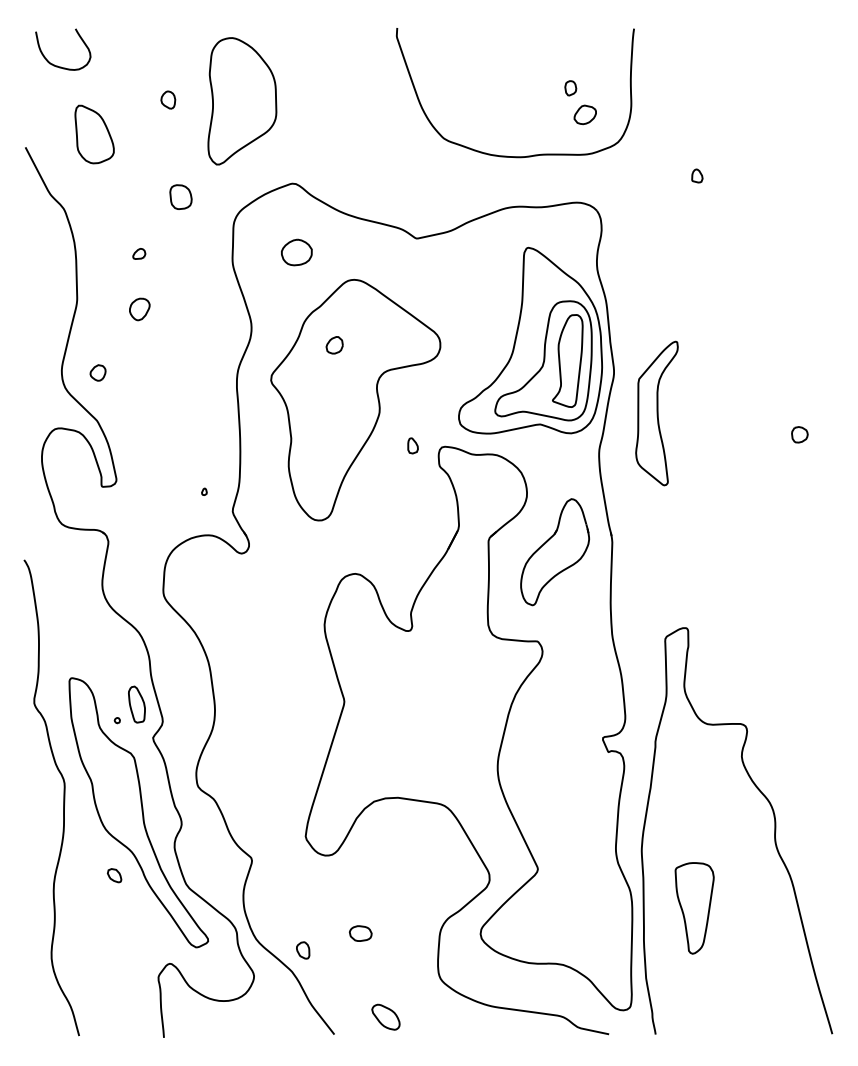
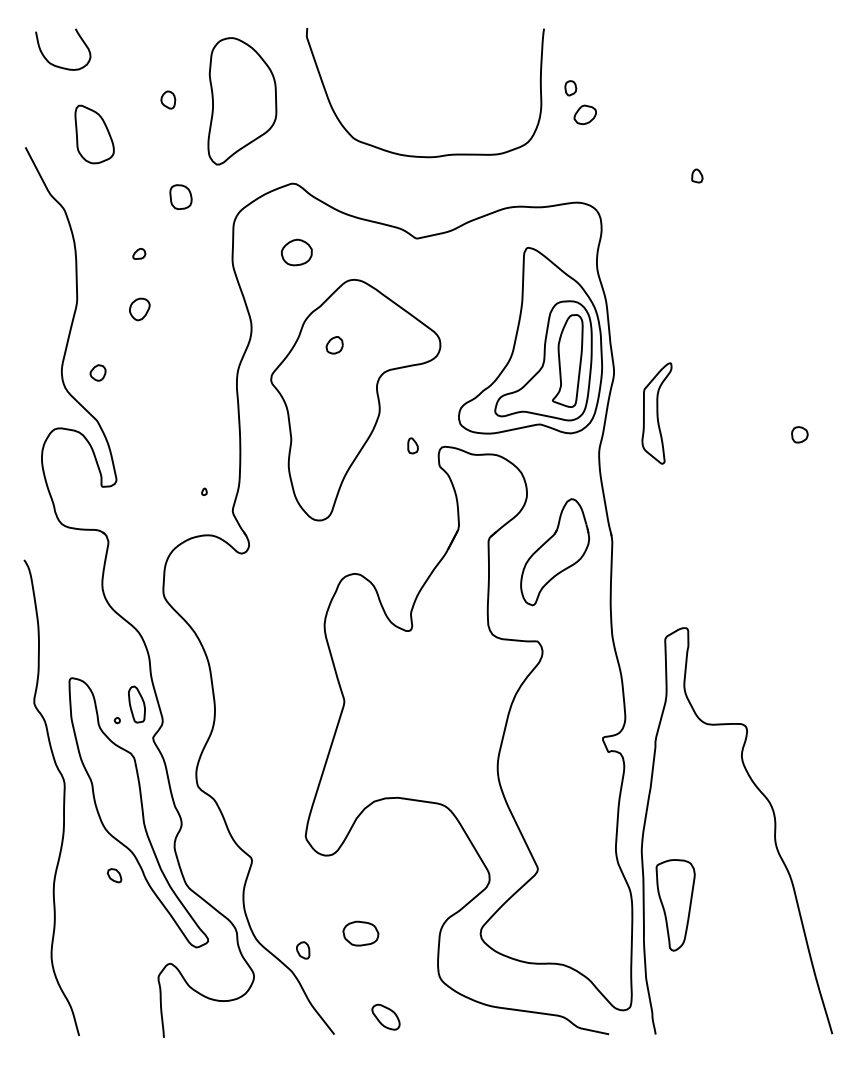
curve position: (506, 155) -> (416, 155) (416, 155)
part size: 44x147 px -> 32x103 px (656, 413)
part position: (694, 908) -> (675, 905) (675, 905)
part size: 25x17 px -> 38x27 px (360, 933)
